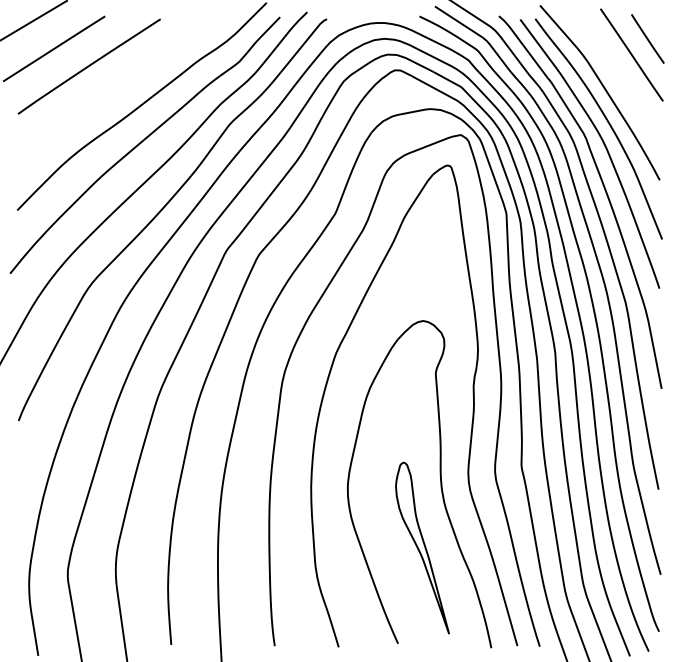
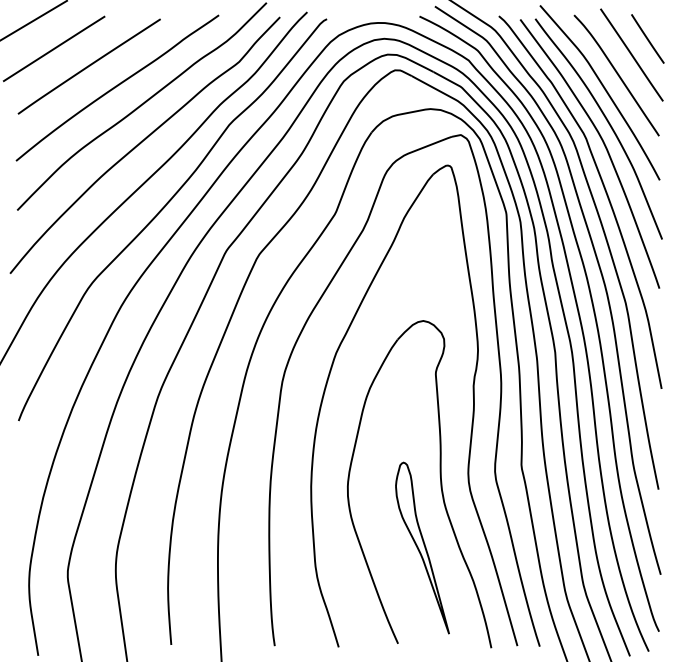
curve: none -> present (617, 75)
curve: none -> present (117, 86)
